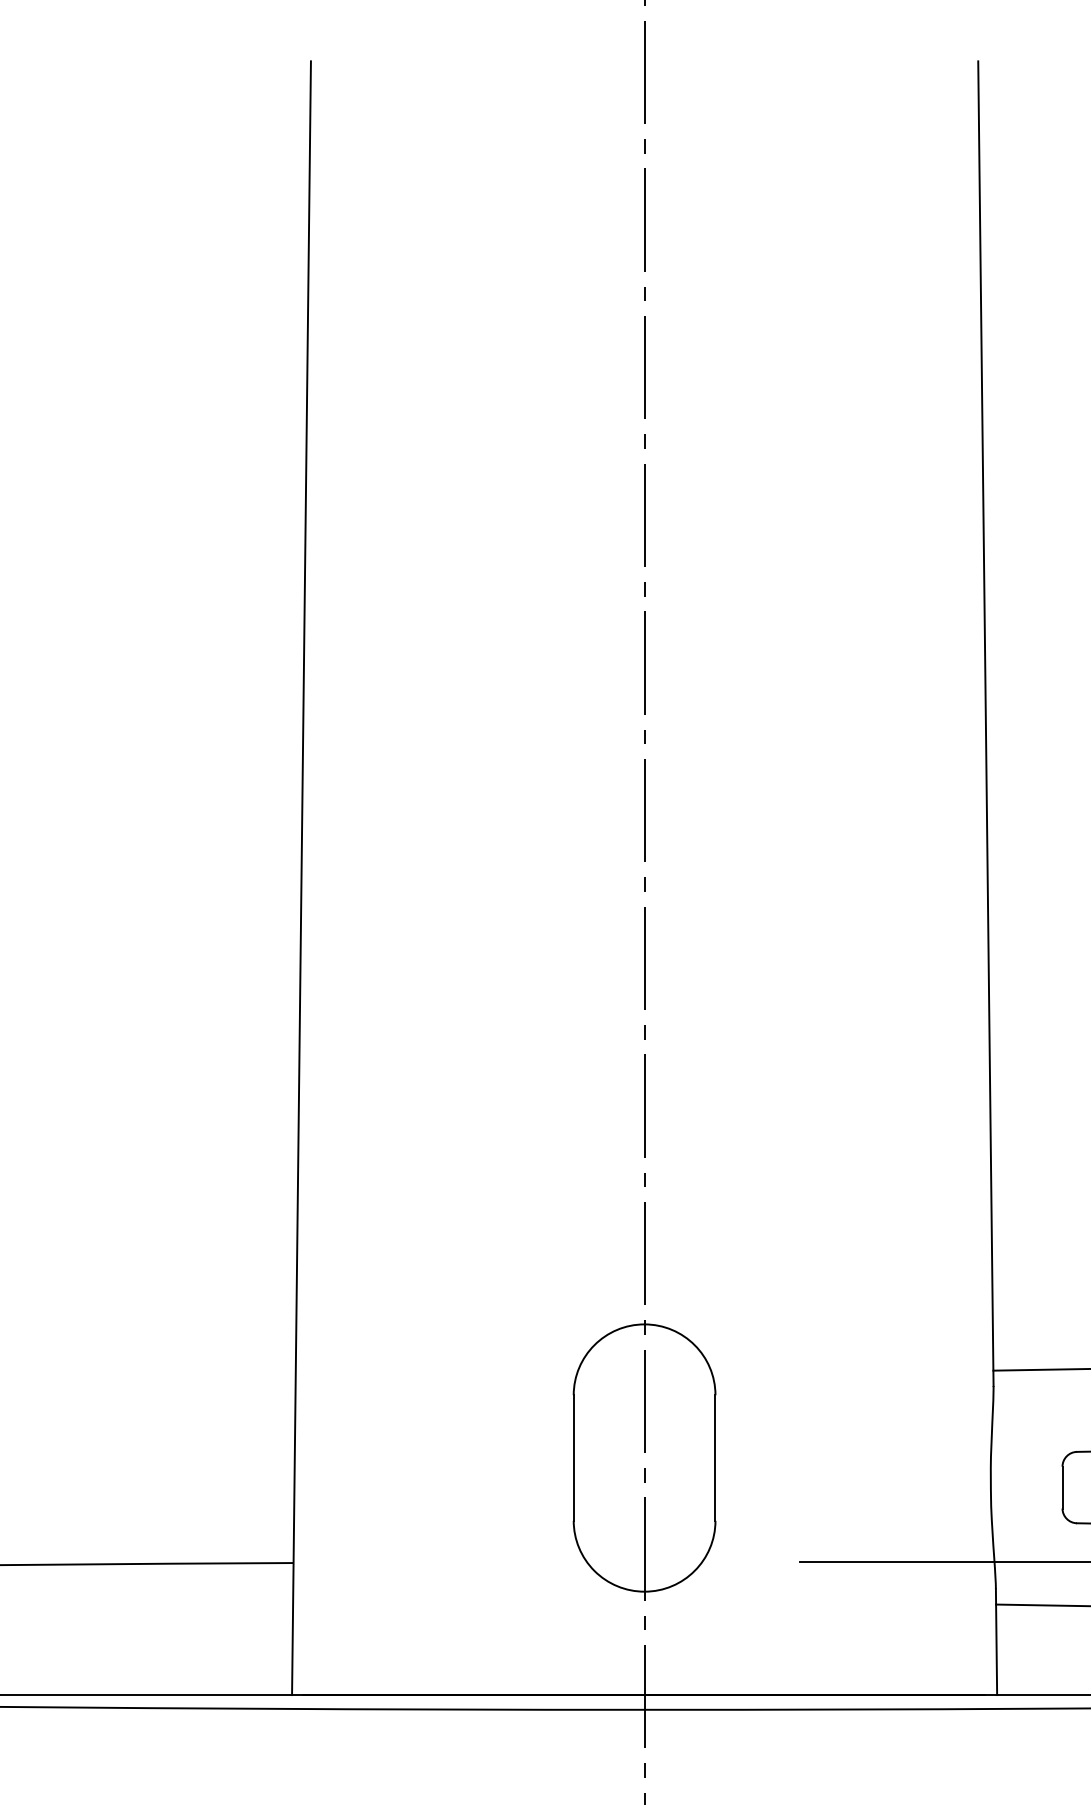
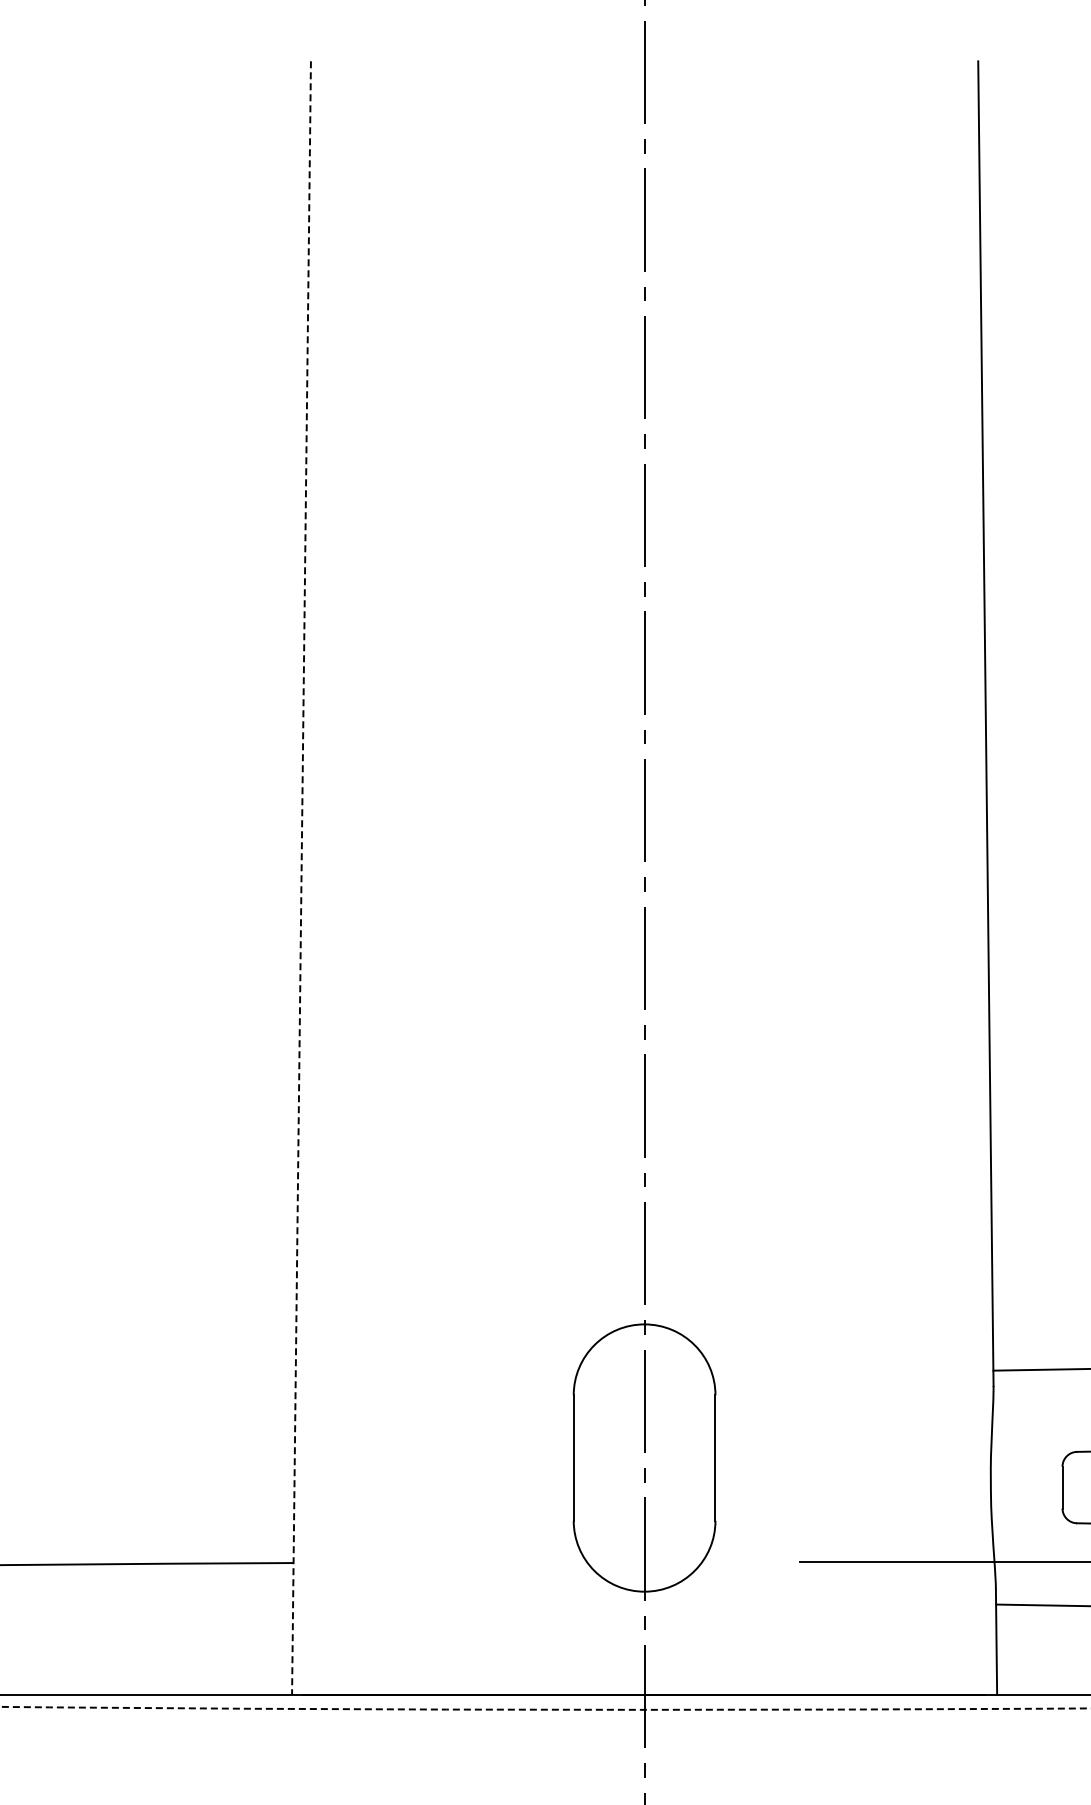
line: solid -> dashed (301, 878)
arc: solid -> dashed (545, 1709)
